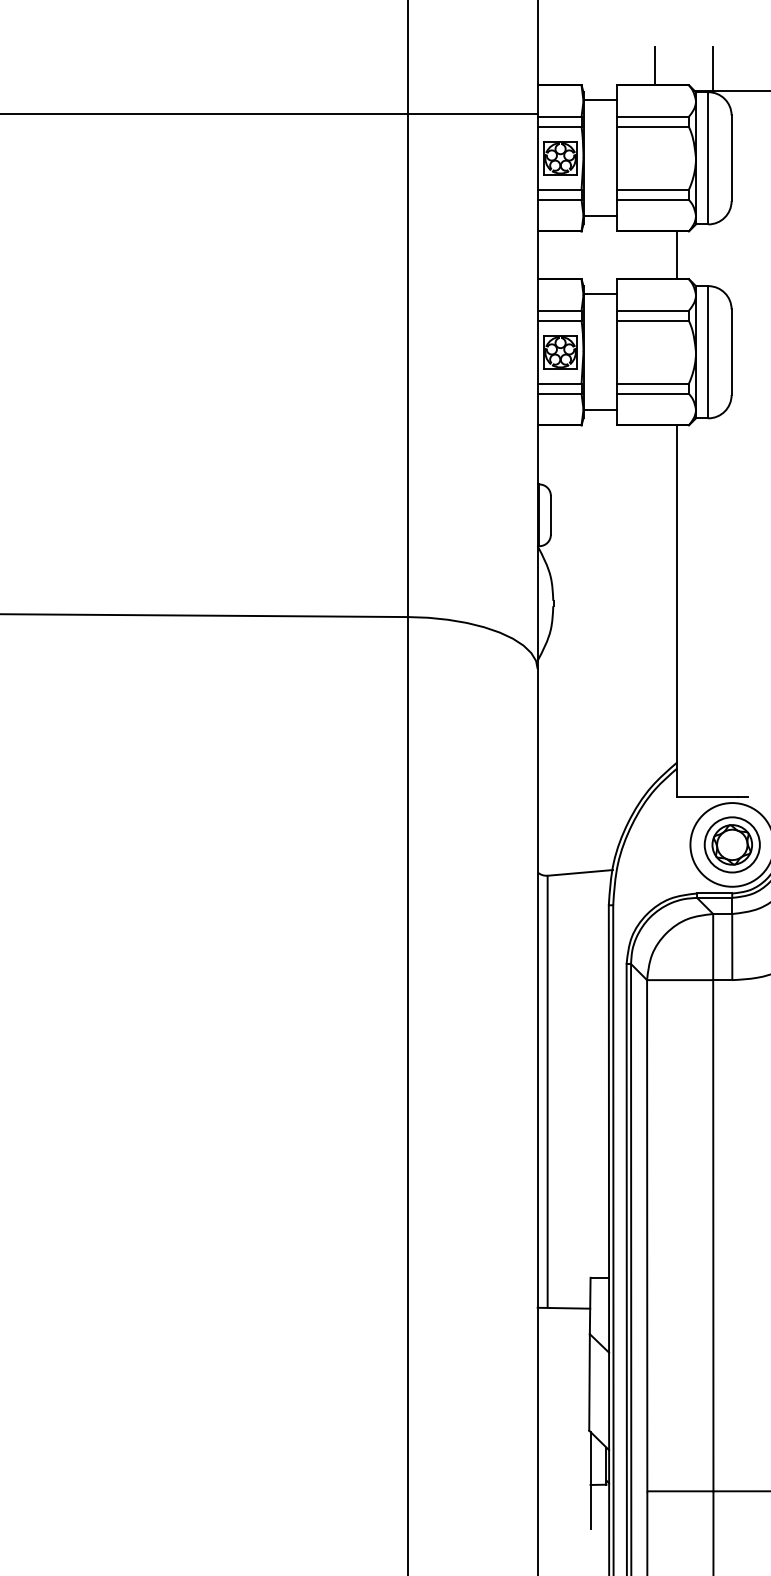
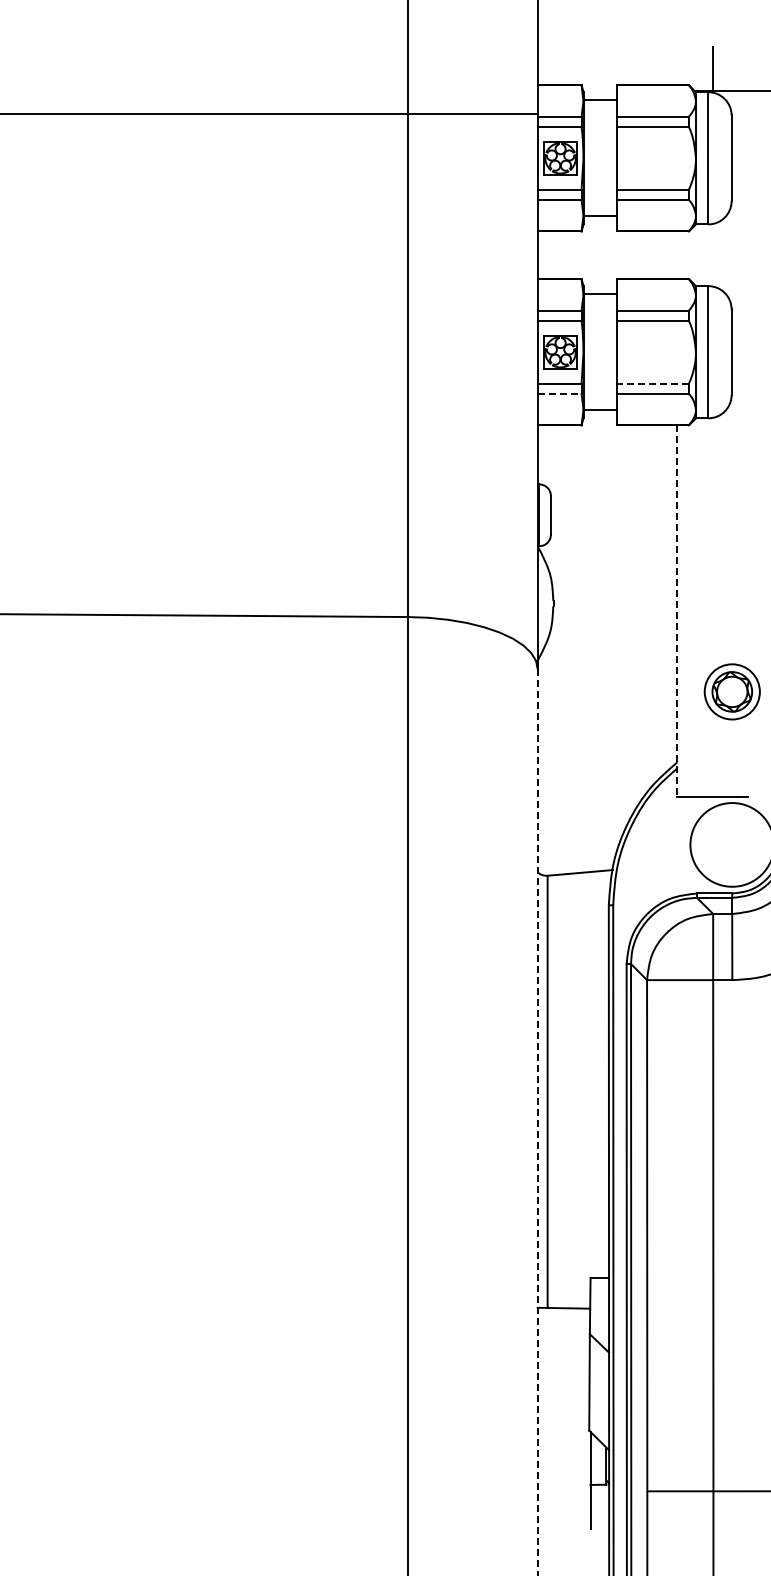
line: present -> none (655, 66)
line: present -> none (677, 255)
line: solid -> dashed (652, 383)
line: solid -> dashed (559, 393)
line: solid -> dashed (677, 610)
part position: (731, 844) -> (731, 691) (731, 691)
line: solid -> dashed (537, 1123)
